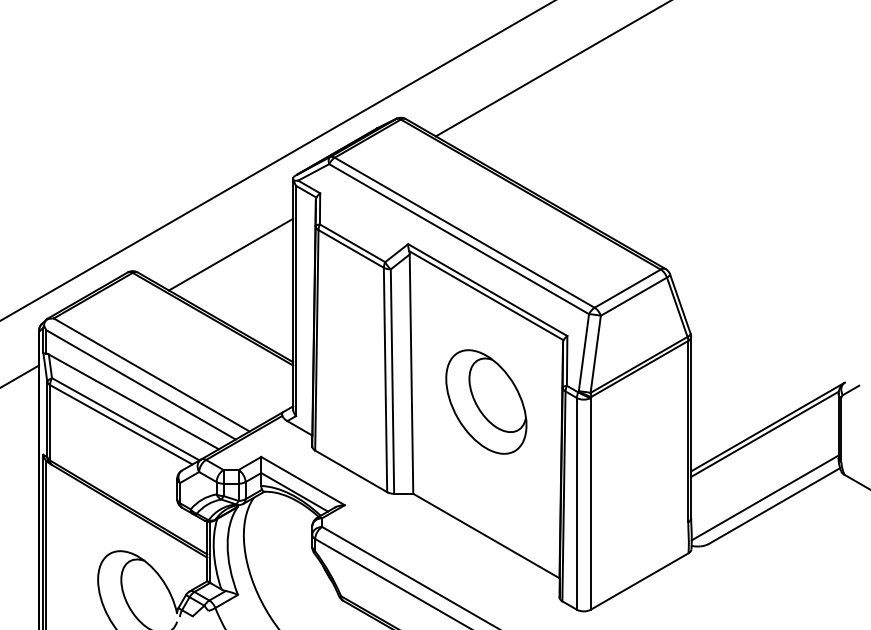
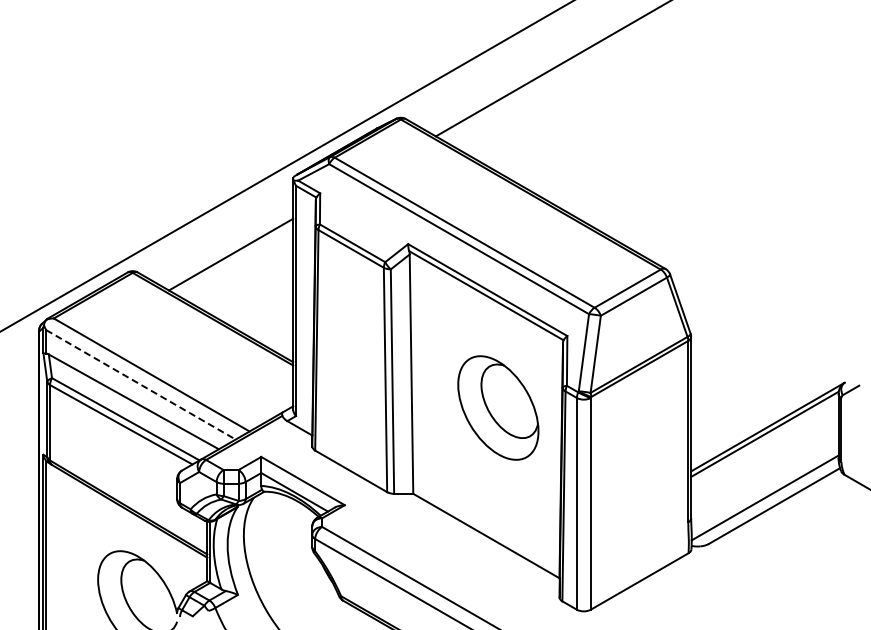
line position: (277, 160) -> (286, 166) (286, 166)
line: present -> none (20, 375)
line: solid -> dashed (141, 385)
part position: (486, 401) -> (498, 407) (498, 407)
